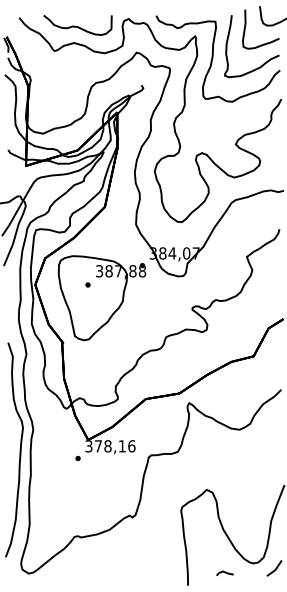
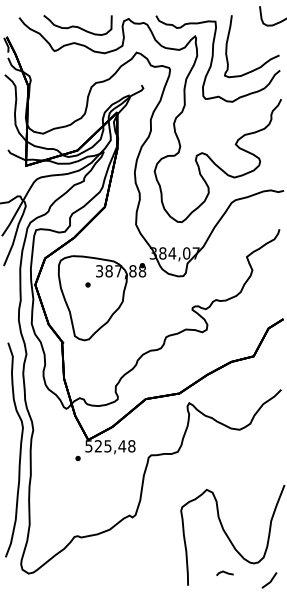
curve: present -> none (266, 42)
text: 378,16 -> 525,48 (110, 446)
line position: (275, 568) -> (270, 580) (270, 580)
